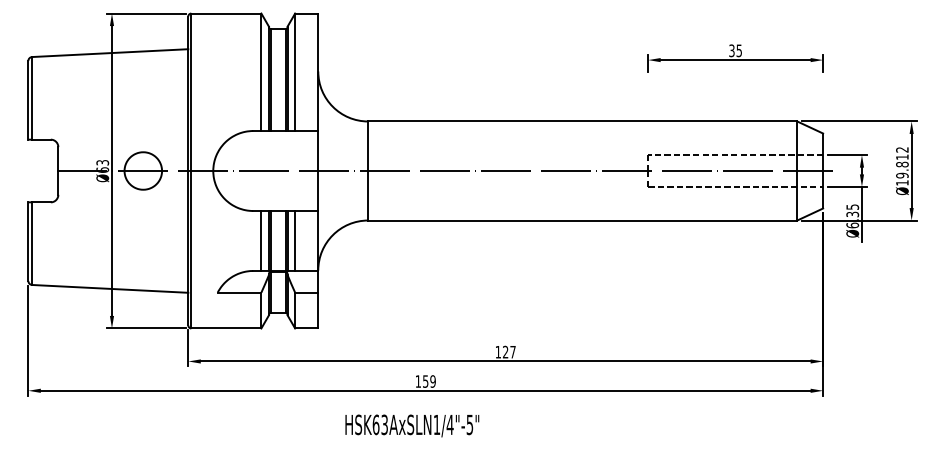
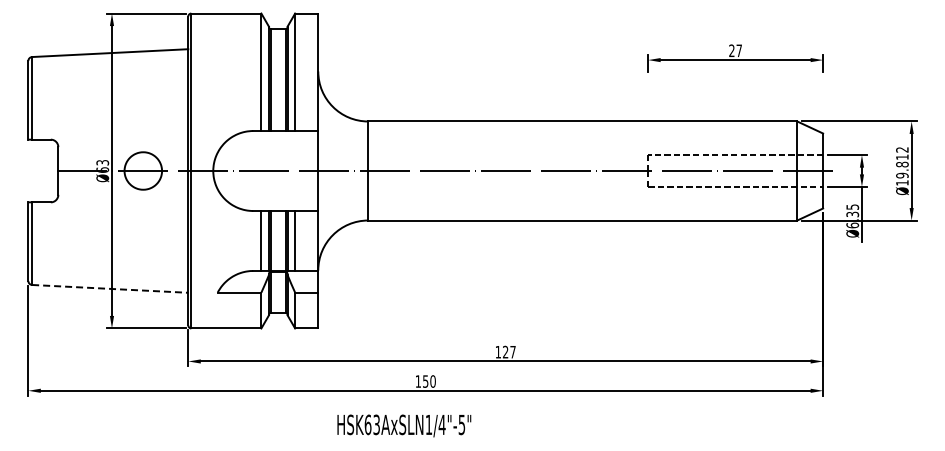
text: 35 -> 27 (735, 50)
line: solid -> dashed (110, 288)
text: 159 -> 150 (432, 381)
text position: (412, 425) -> (404, 425) (404, 425)
